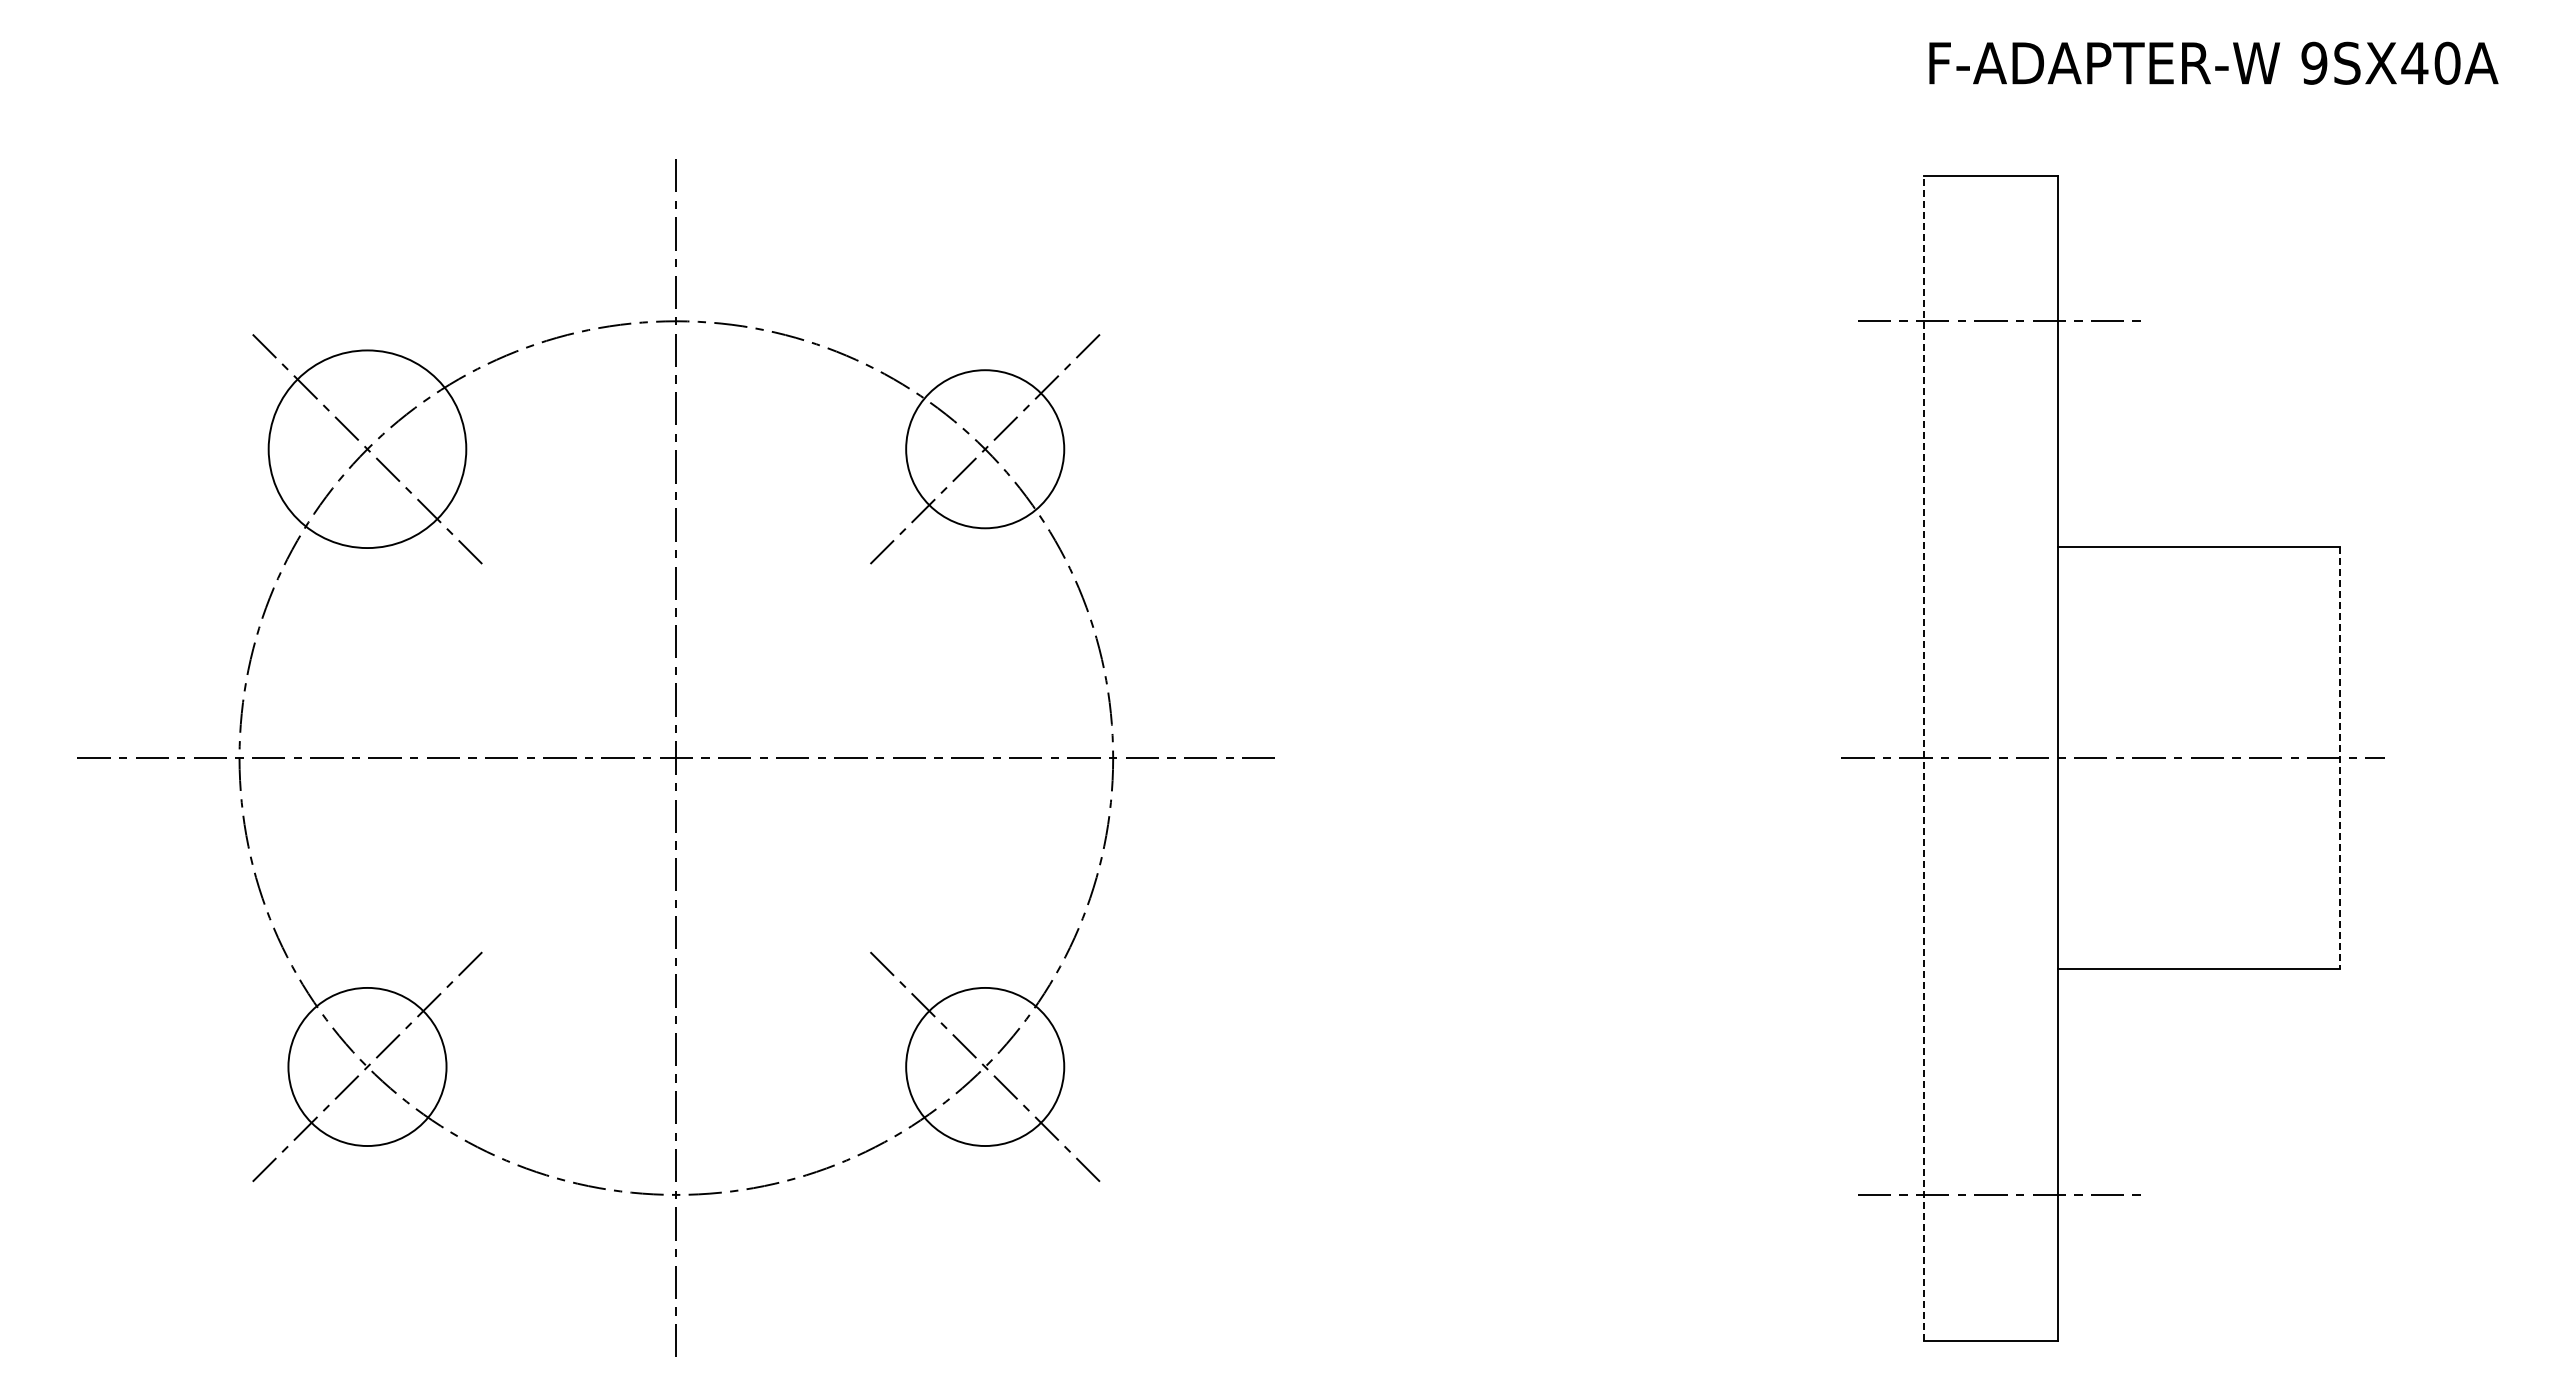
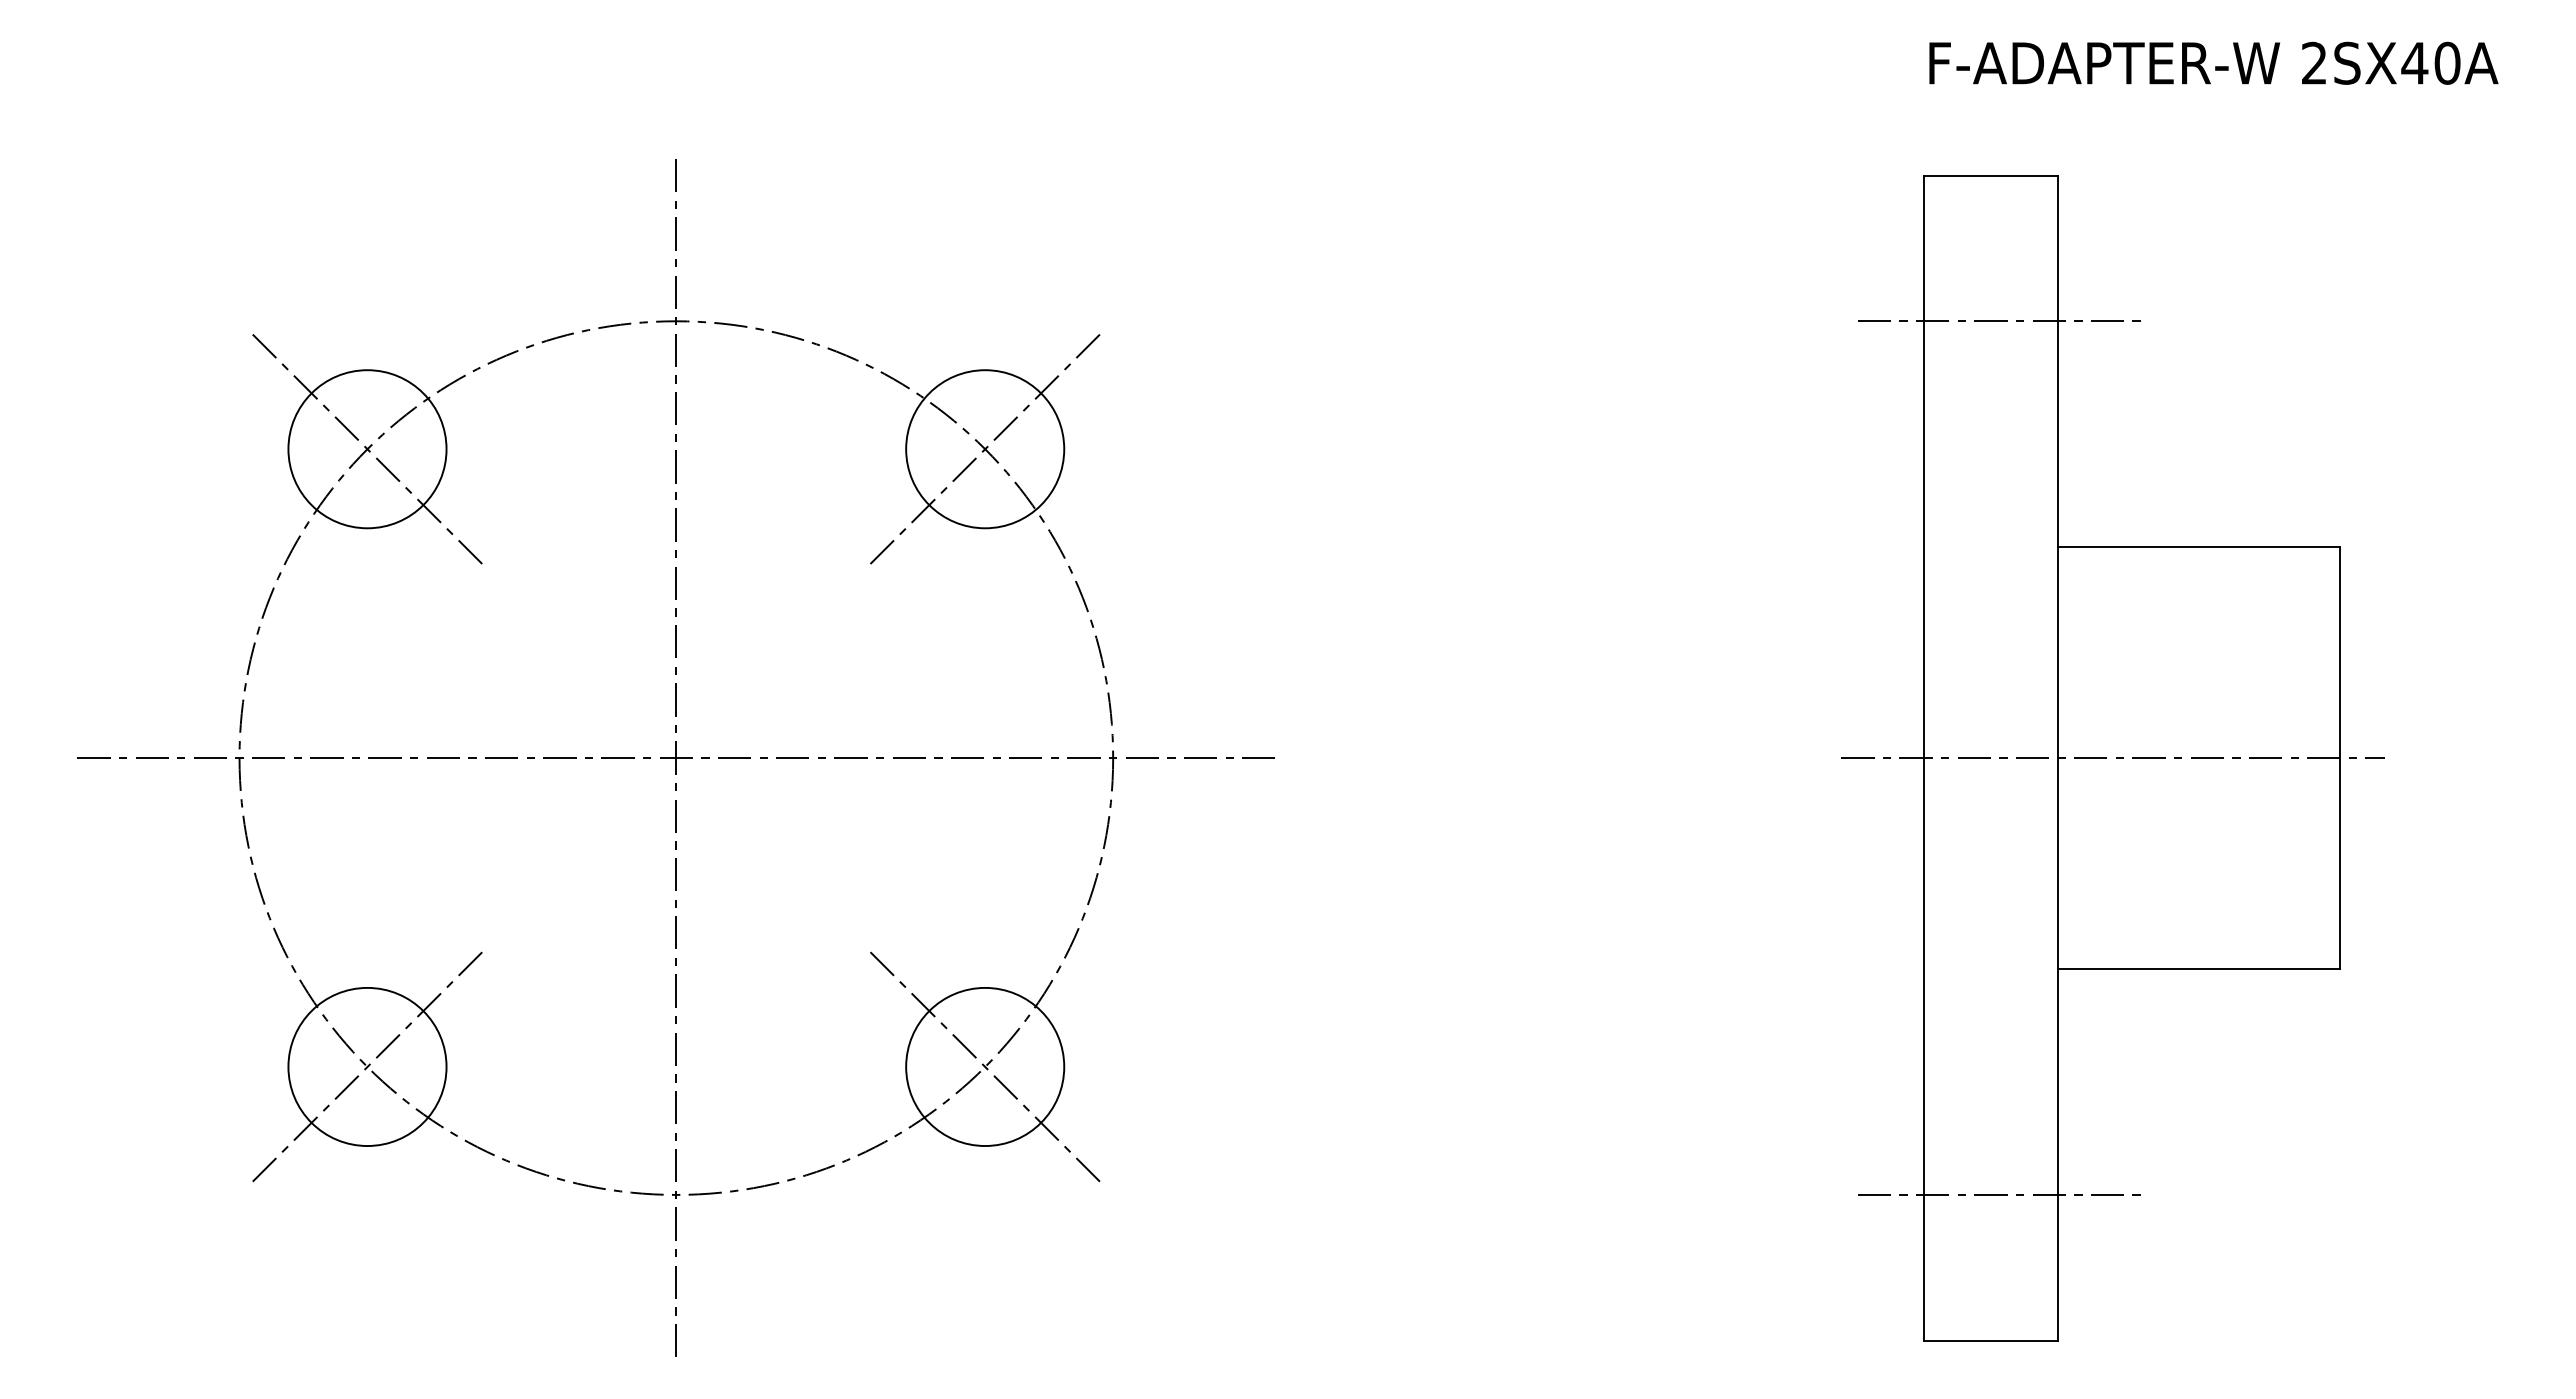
text: 9SX40A -> 2SX40A (2314, 62)
circle diameter: 198 px -> 158 px (367, 449)
line: dashed -> solid (1924, 757)
line: dashed -> solid (2340, 758)
